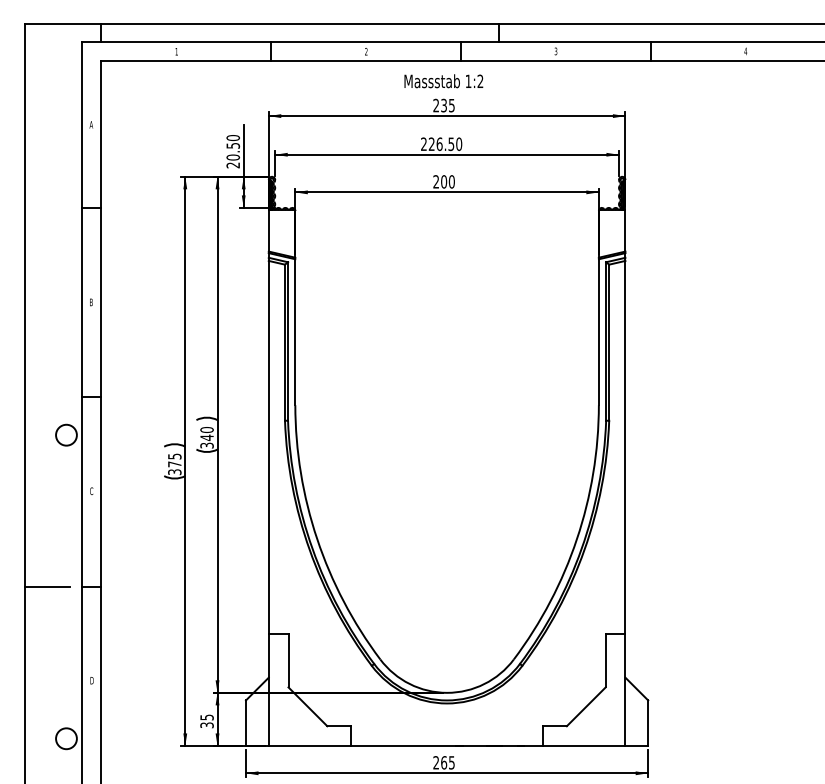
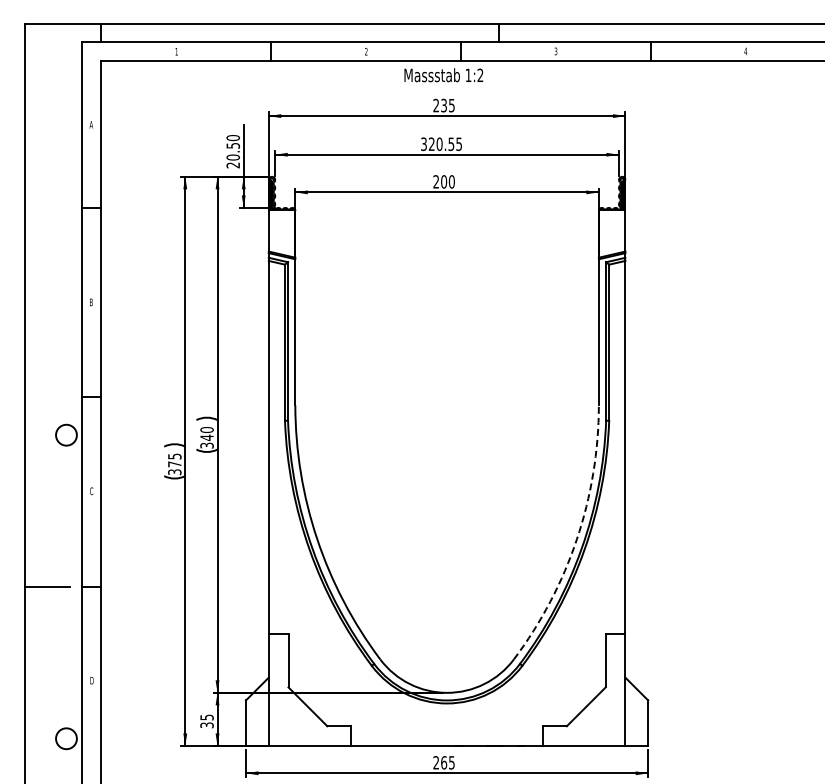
text position: (443, 81) -> (443, 75) (443, 75)
text: 226.50 -> 320.55 (441, 144)
arc: solid -> dashed (576, 539)
